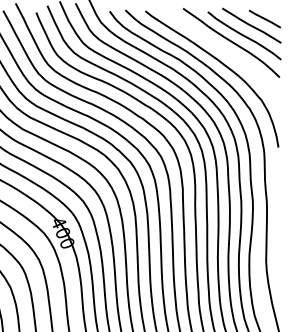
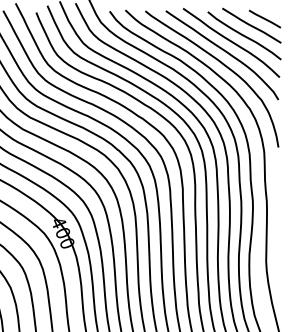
curve: none -> present (223, 51)
